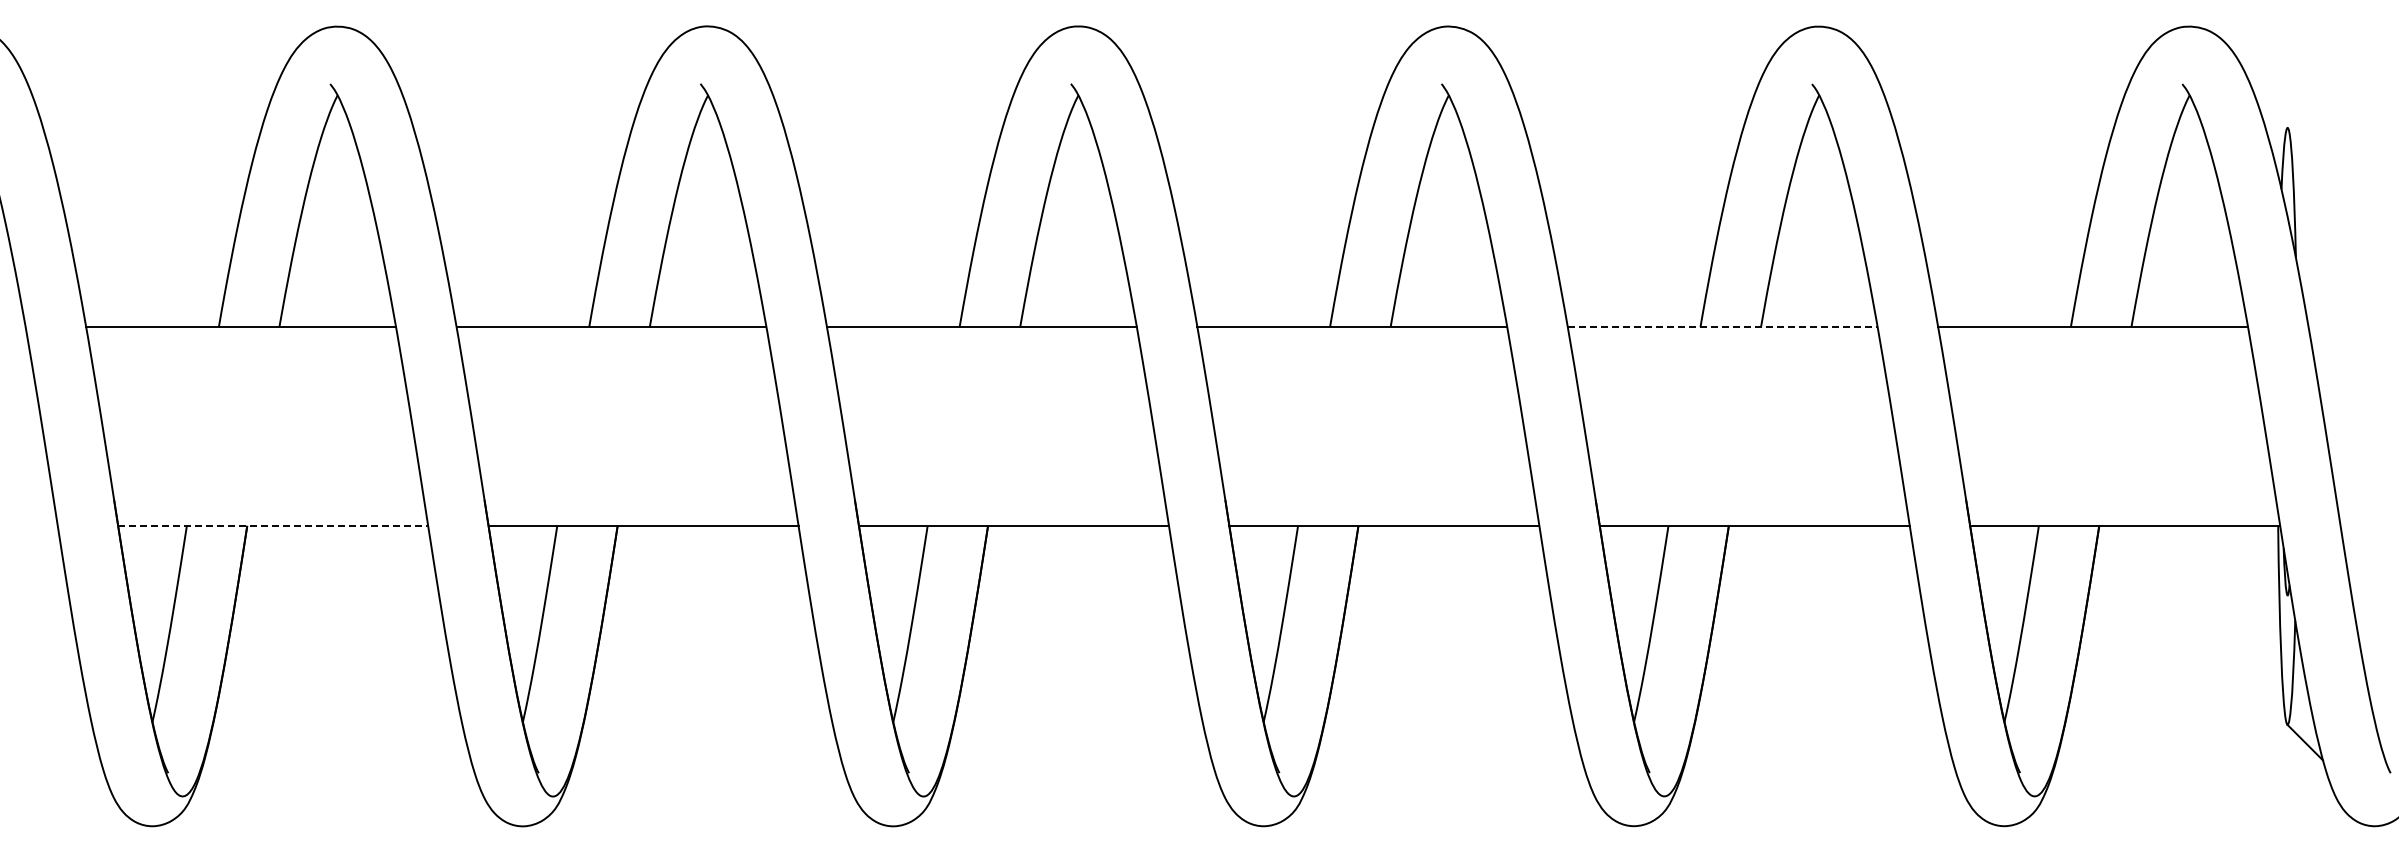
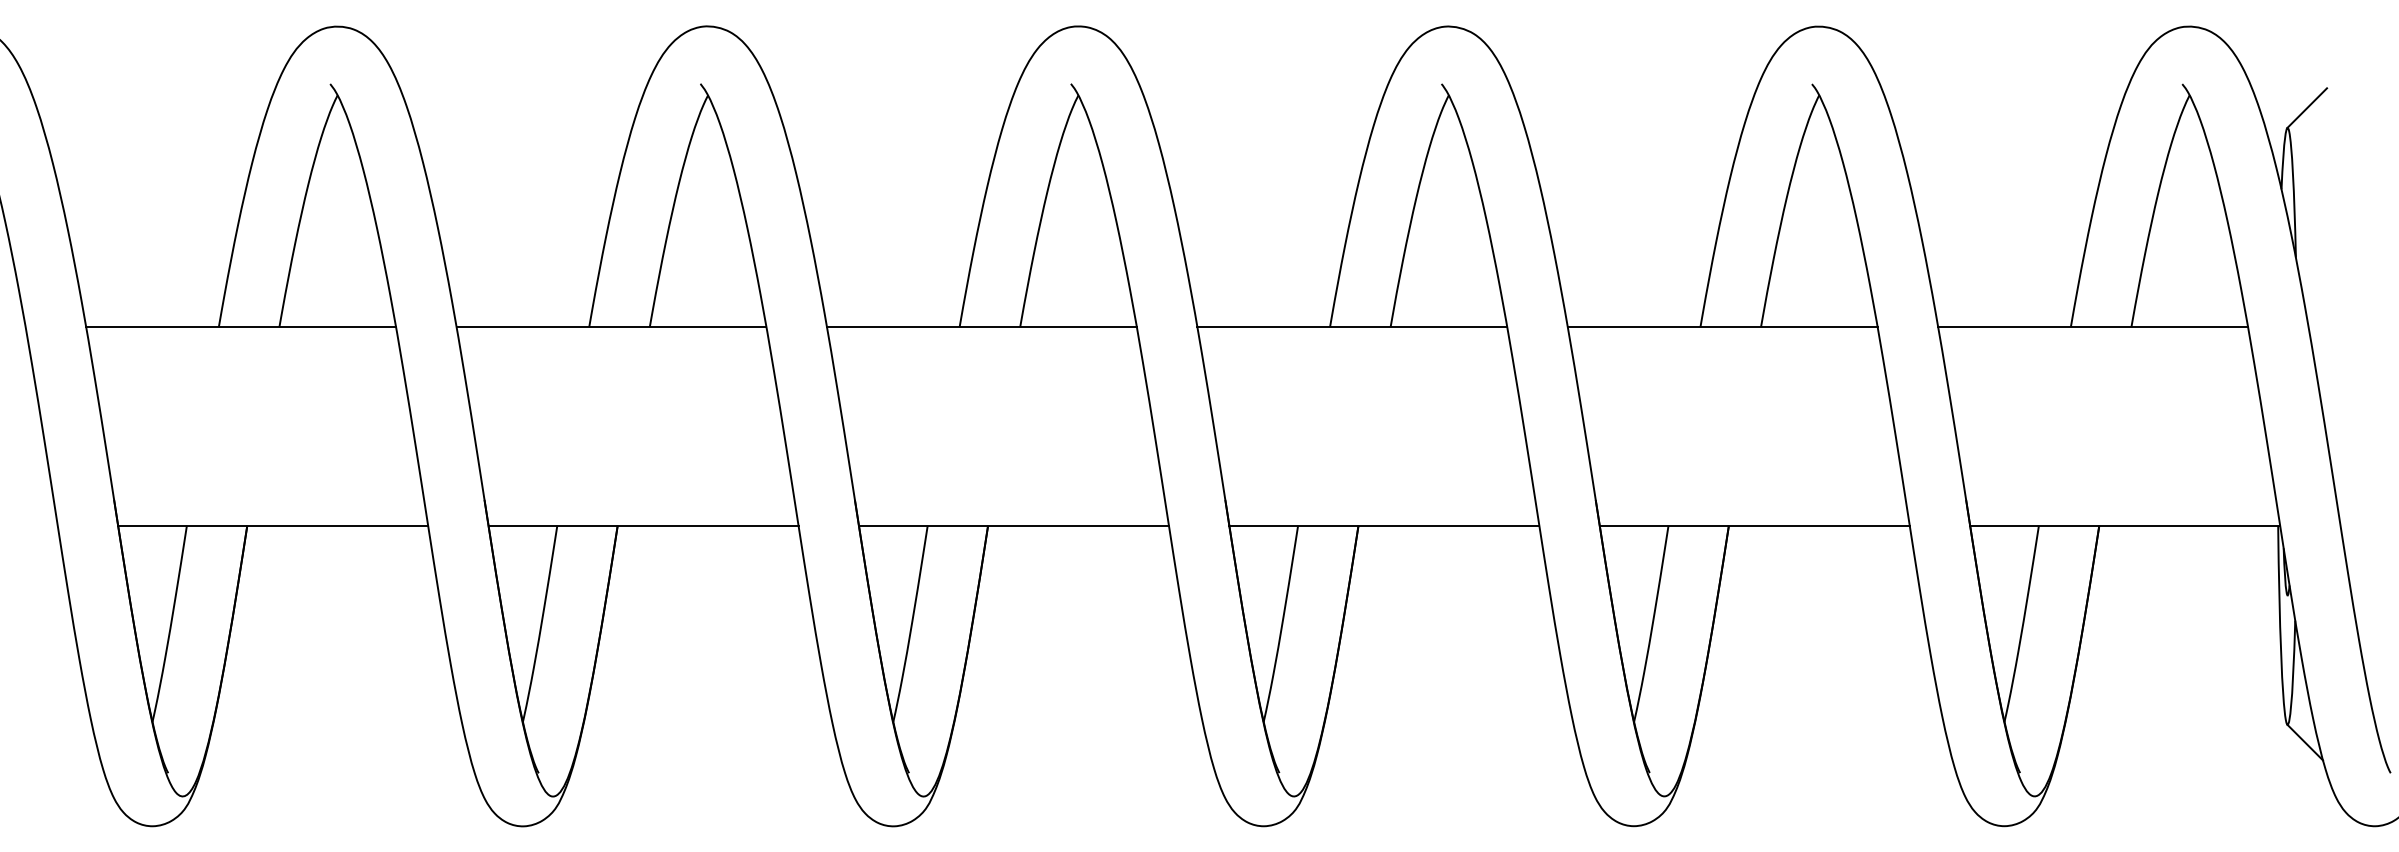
line: none -> present (2307, 108)
line: dashed -> solid (1722, 326)
line: dashed -> solid (273, 525)
